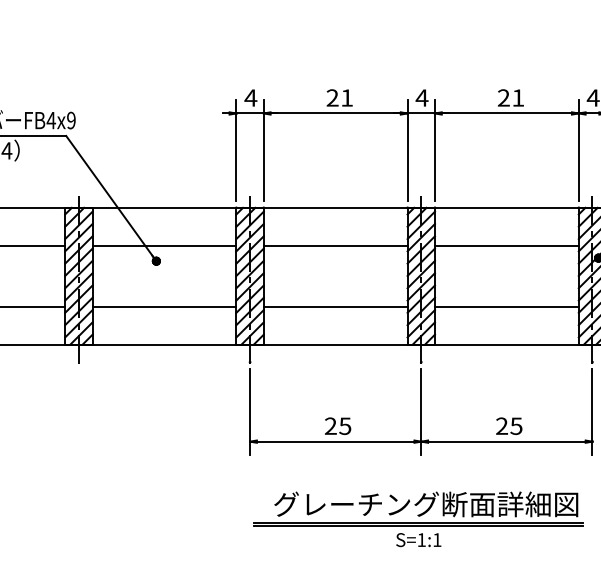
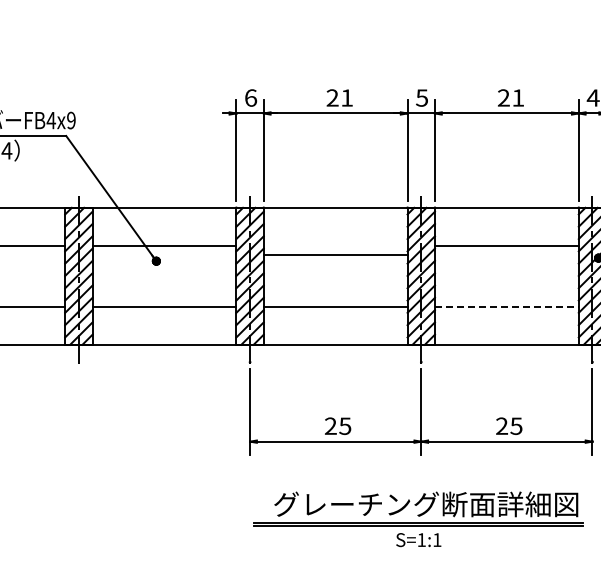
text: 4 -> 6 (250, 97)
text: 4 -> 5 (421, 97)
line position: (335, 245) -> (335, 254) (335, 254)
line: solid -> dashed (506, 307)
